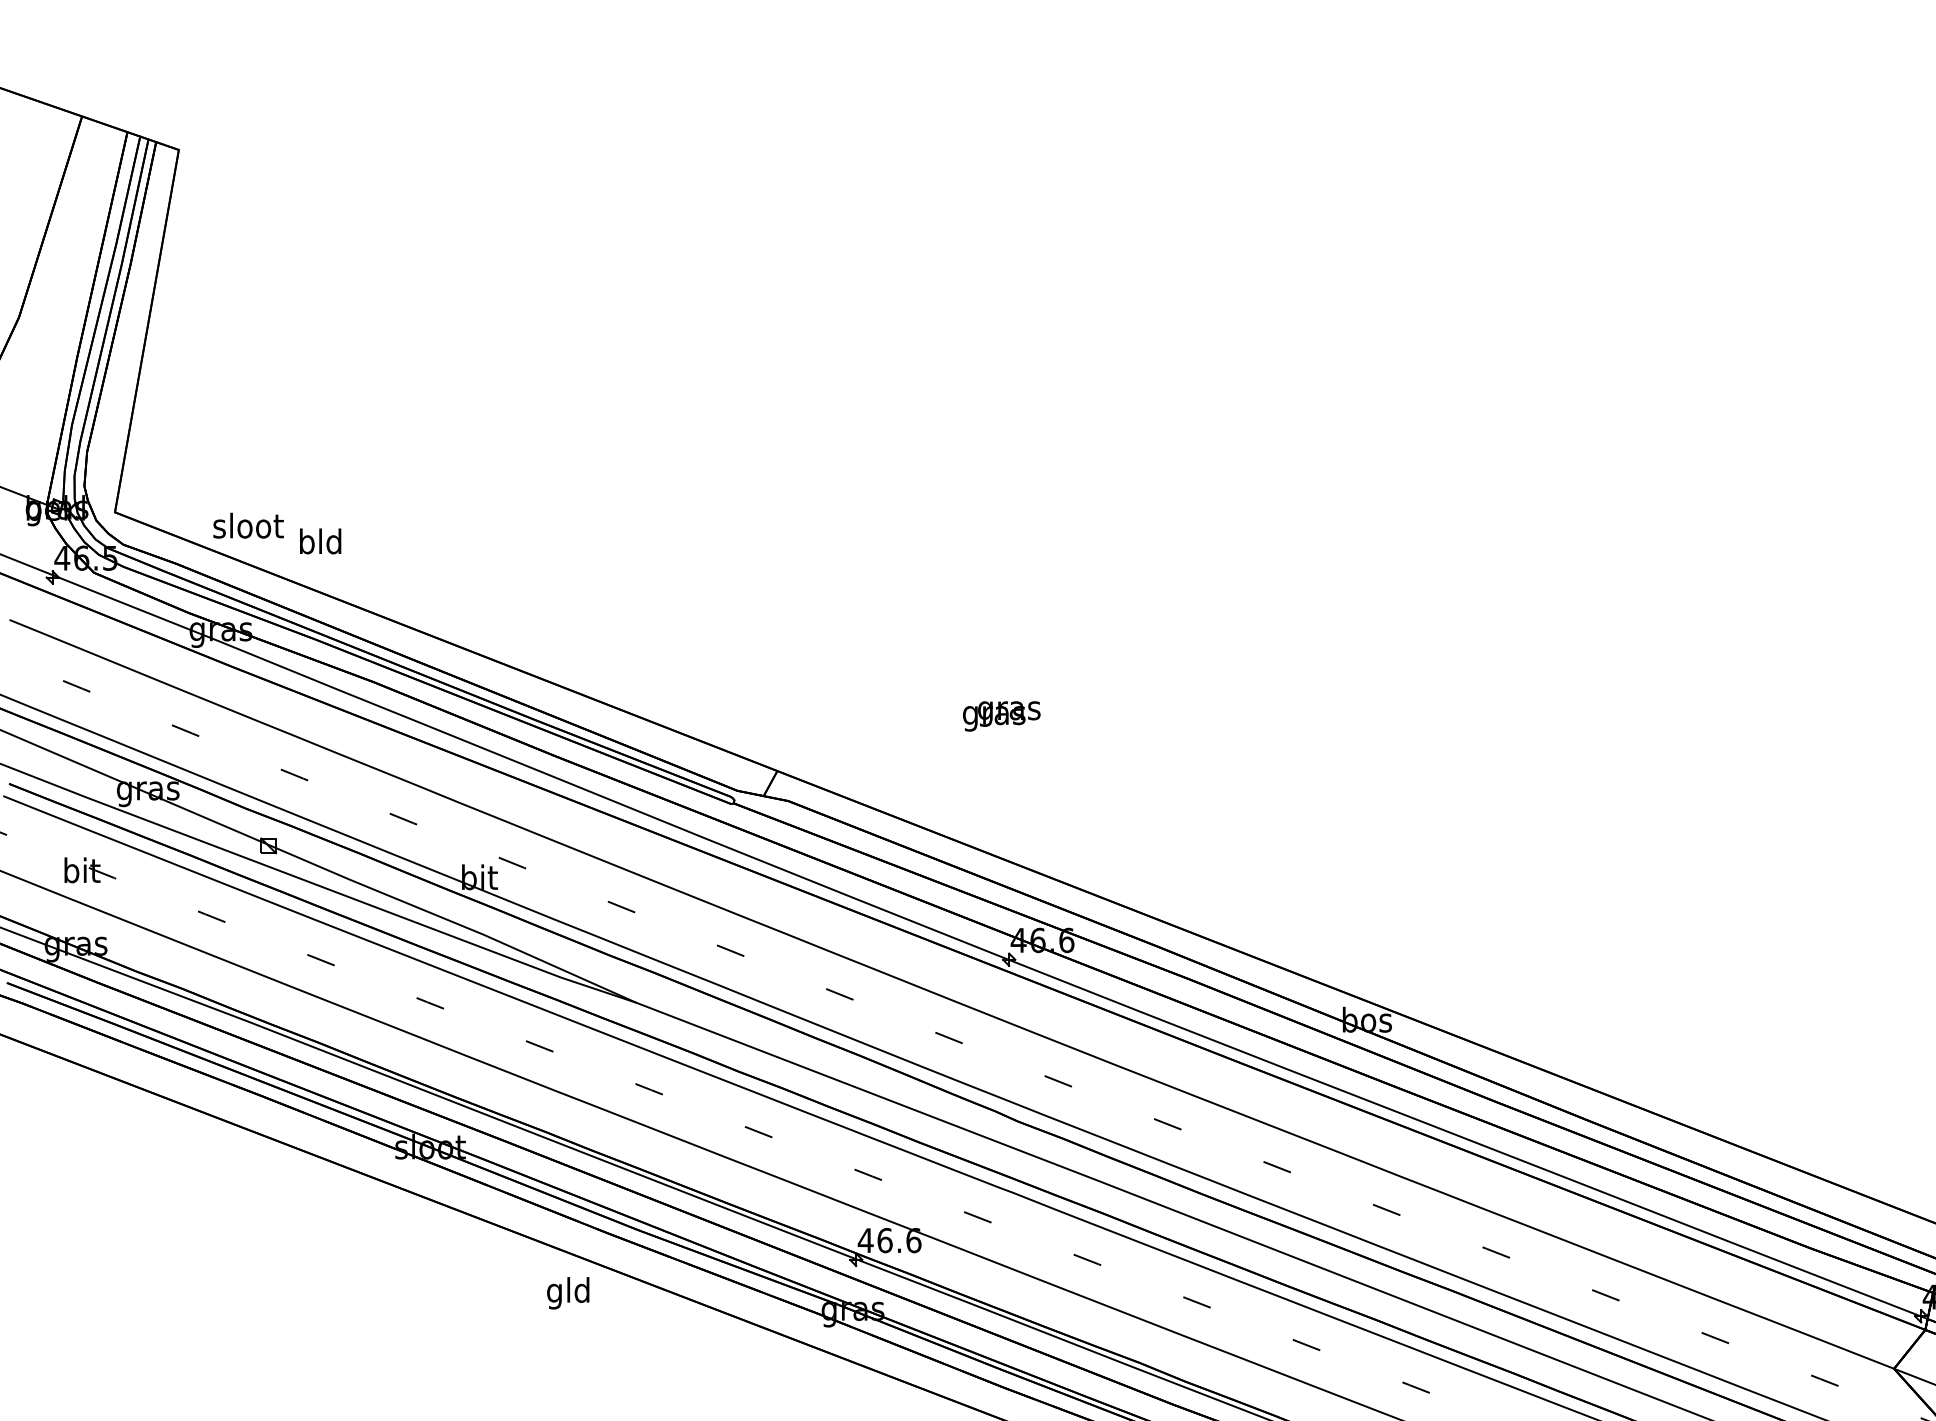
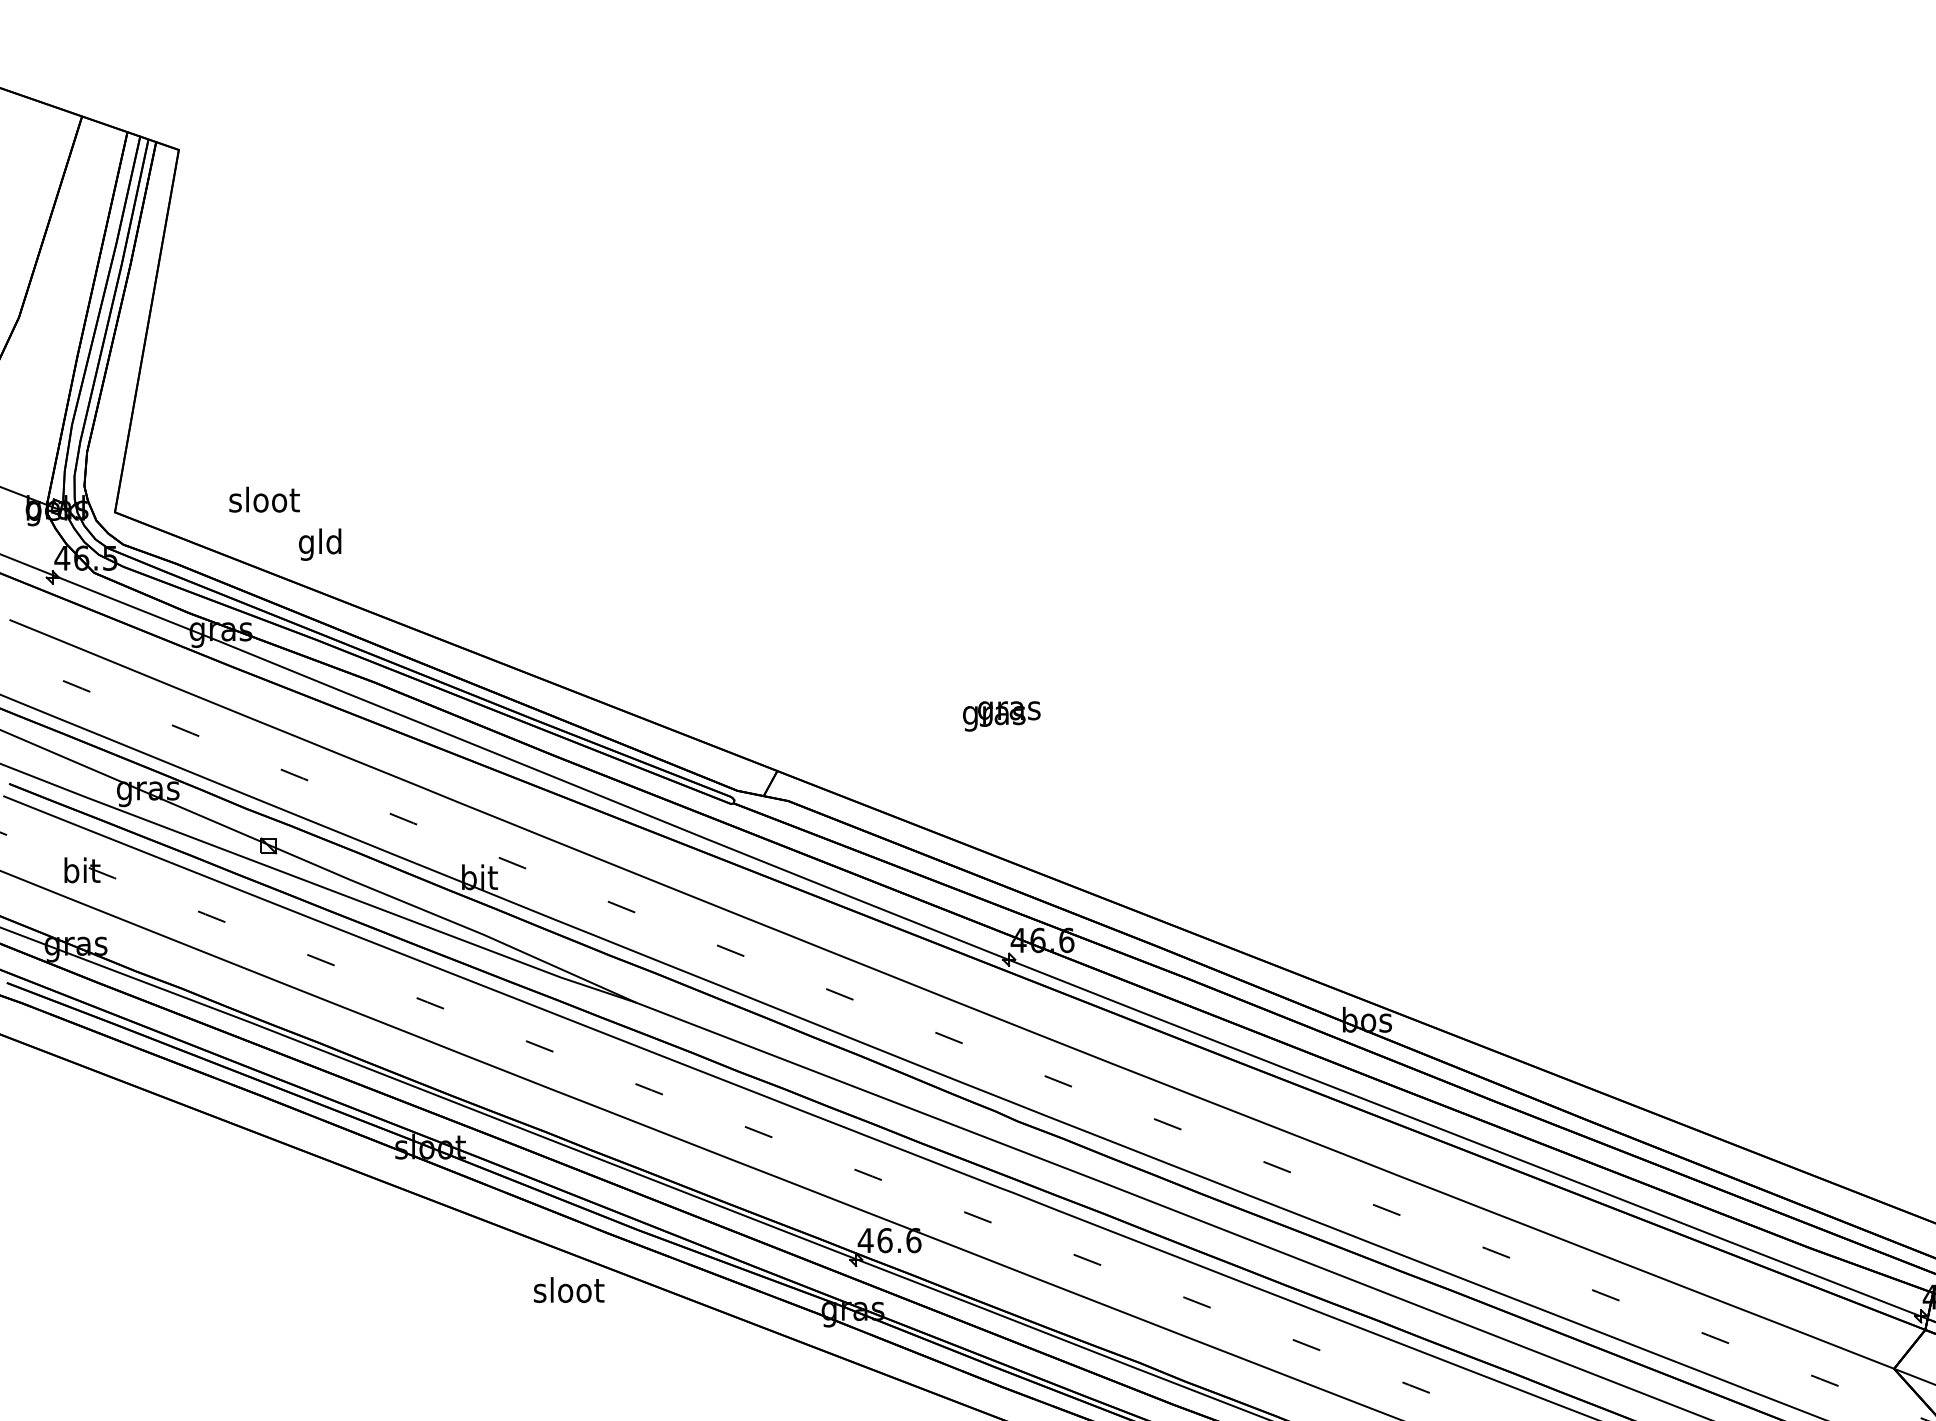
text position: (248, 525) -> (264, 499) (264, 499)
text: bld -> gld (306, 544)
text: gld -> sloot (568, 1293)
